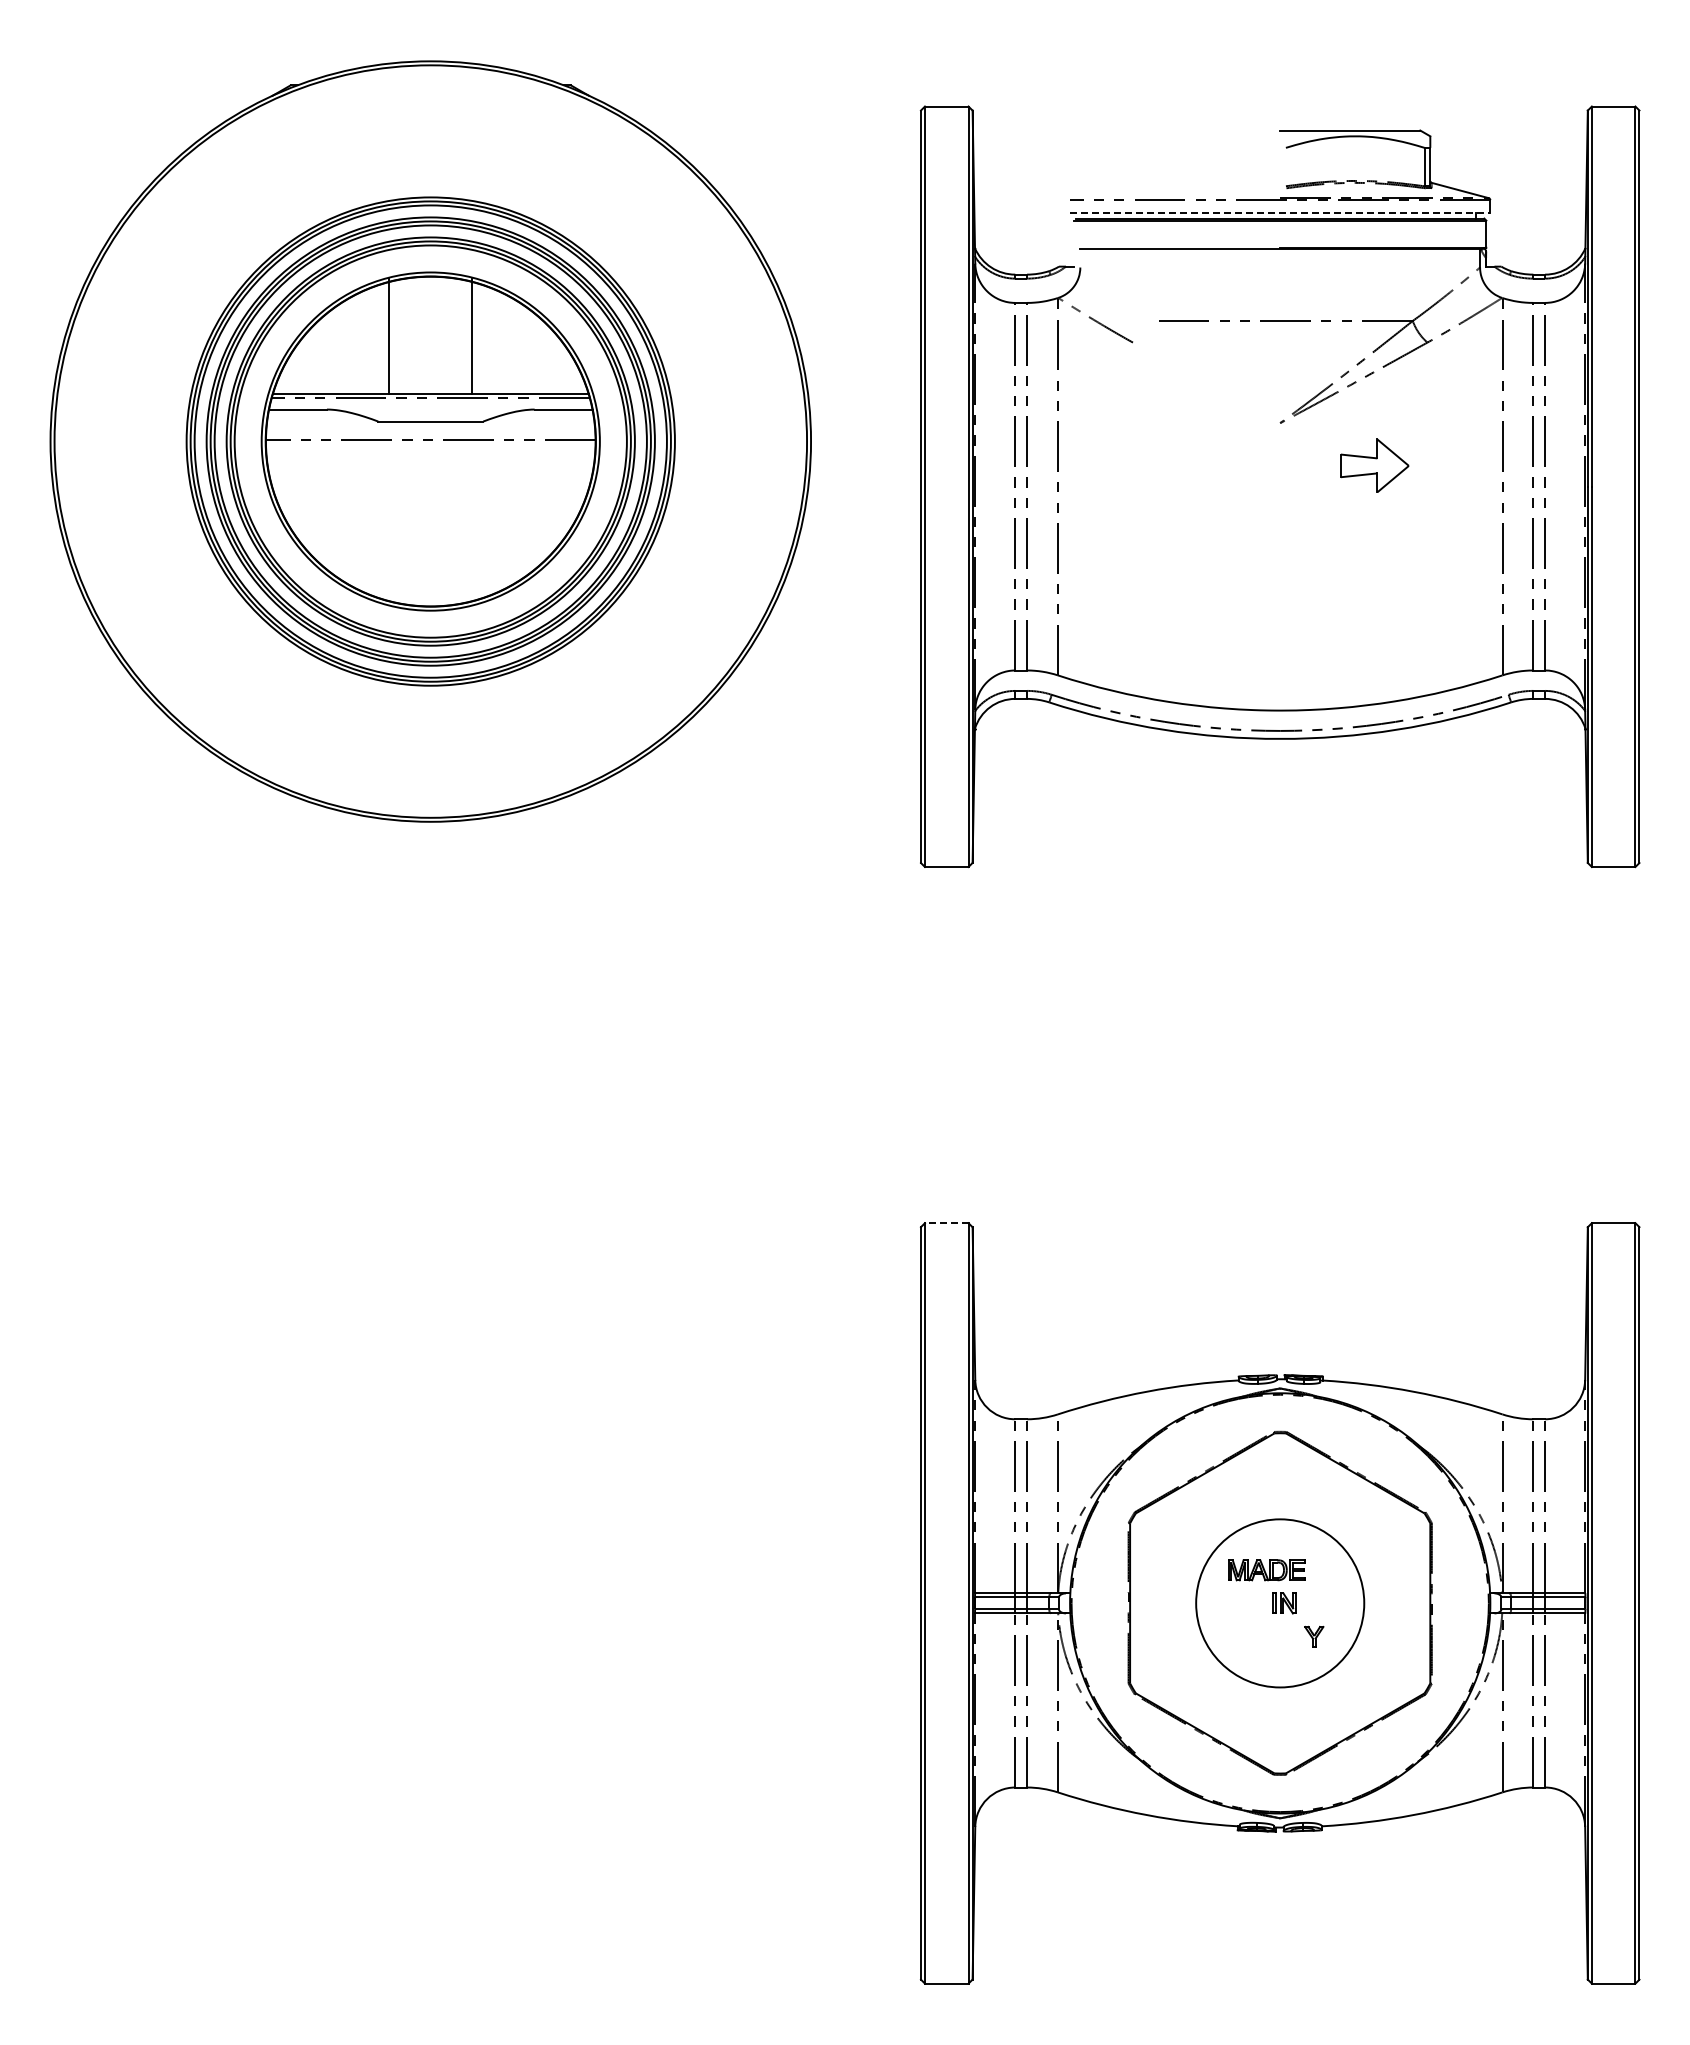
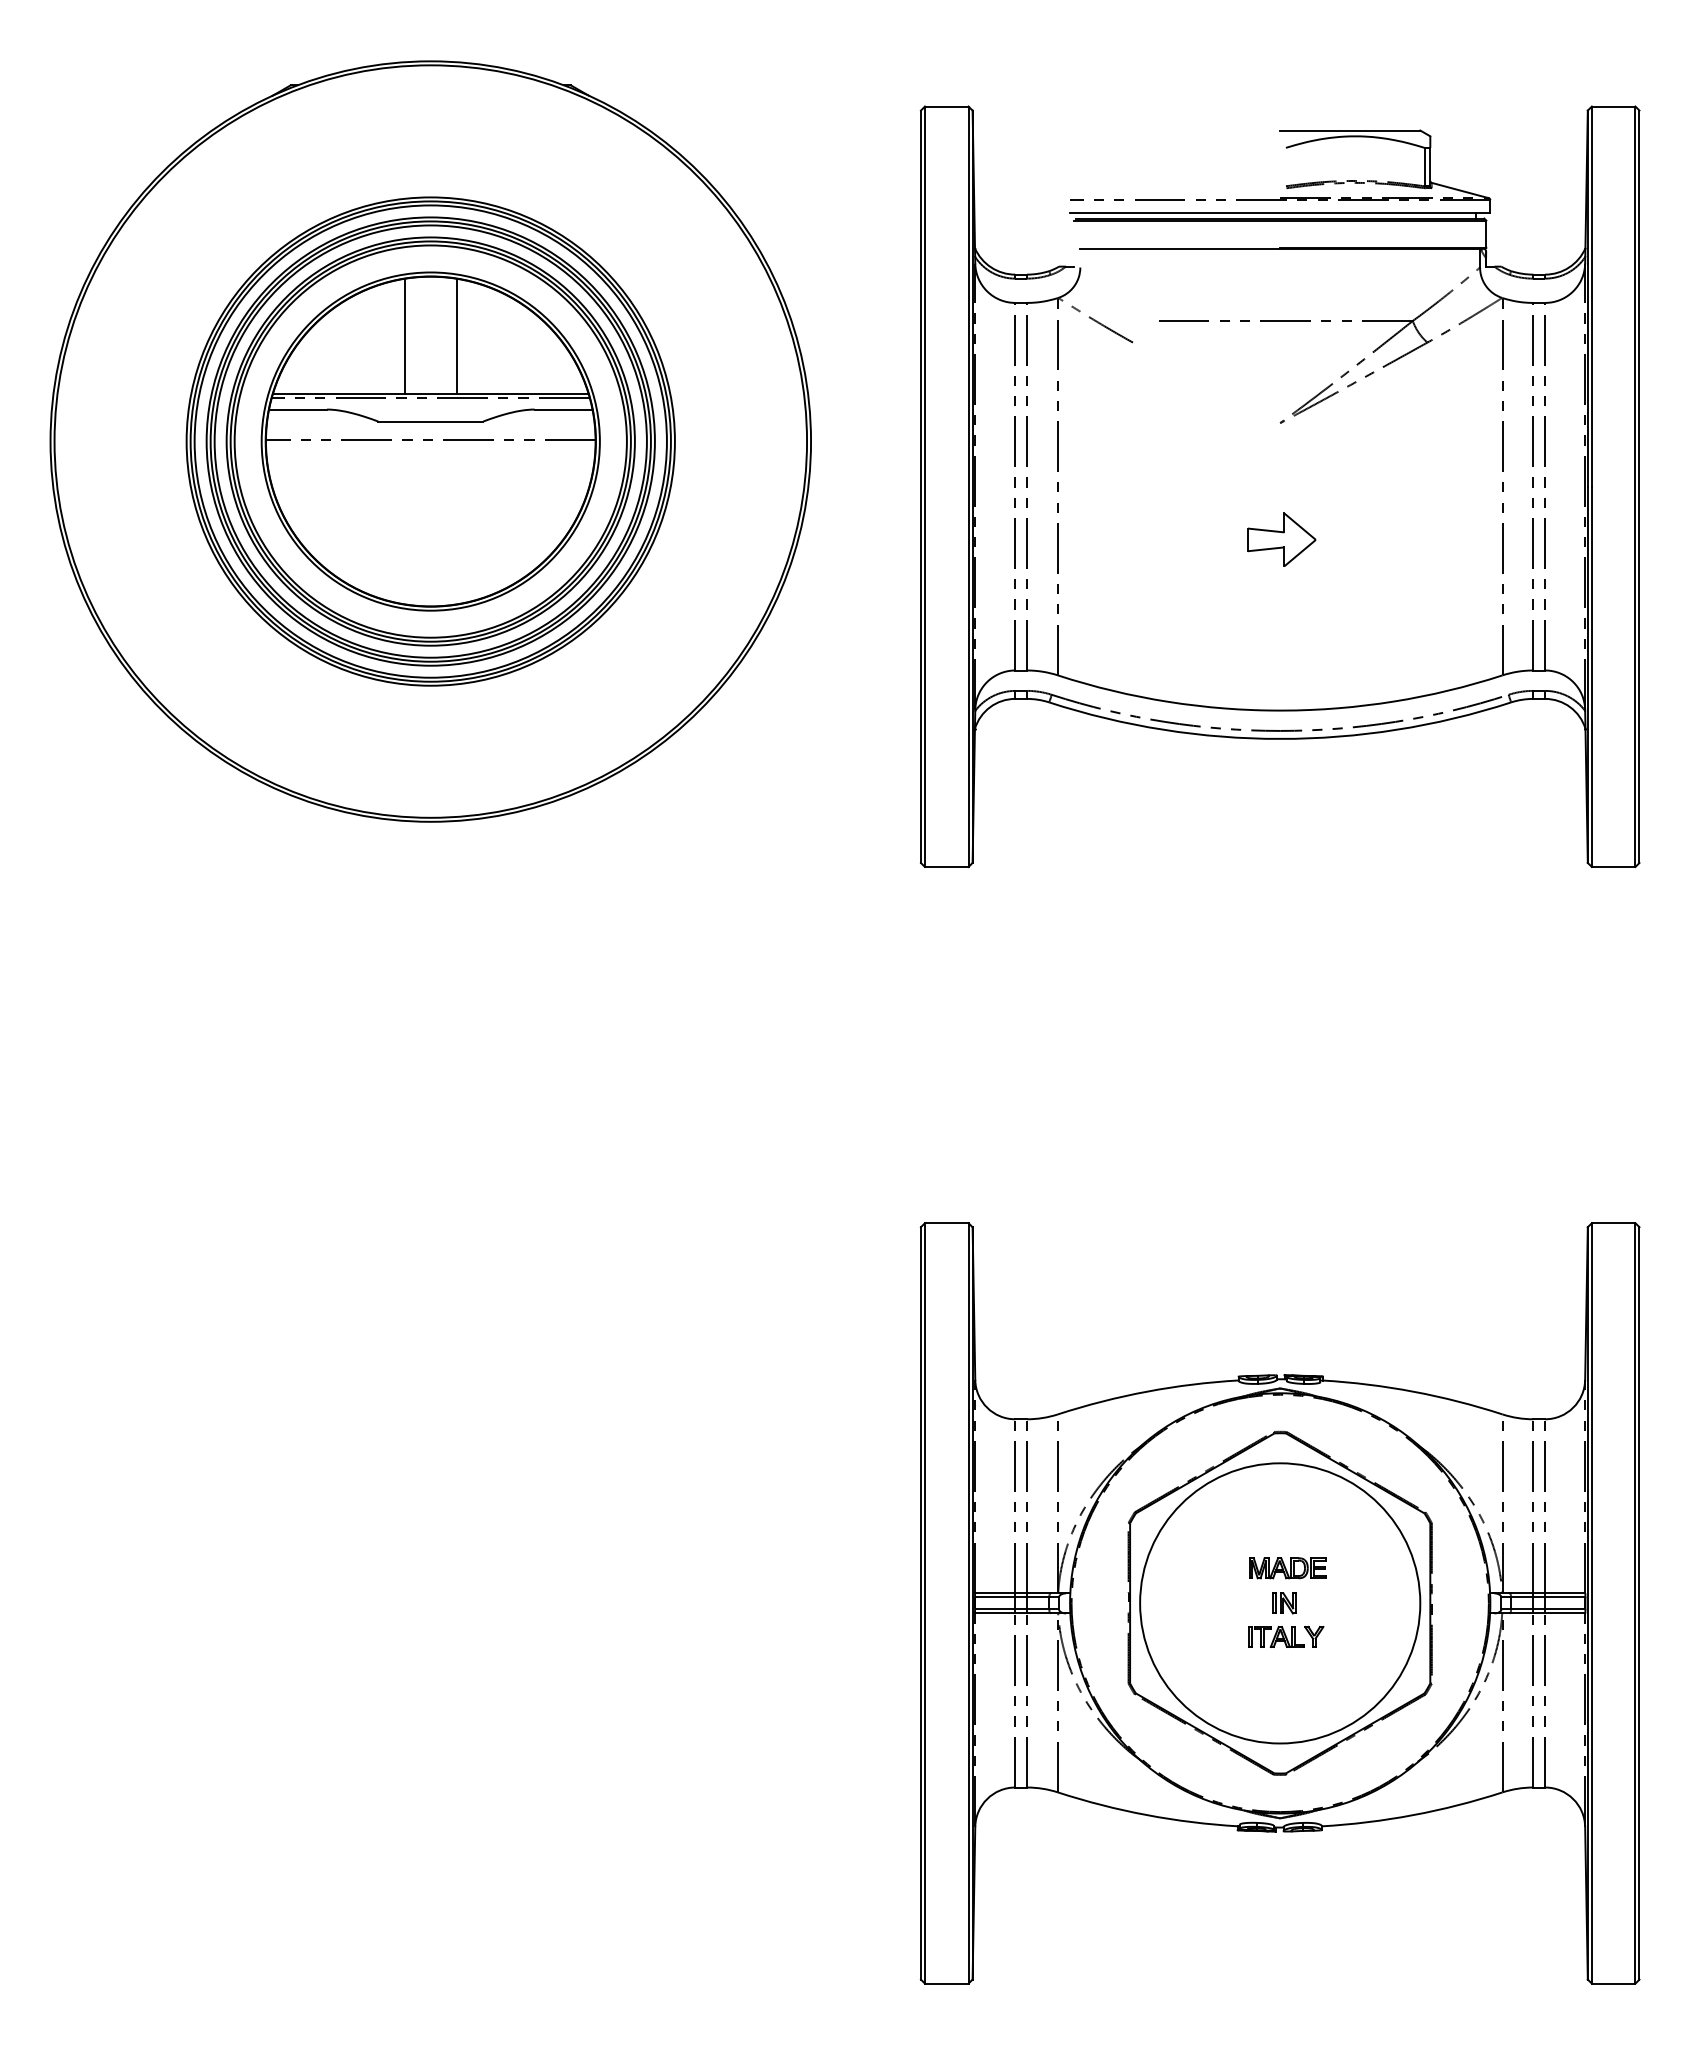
line: dashed -> solid (1280, 212)
line position: (388, 335) -> (404, 335) (404, 335)
line position: (471, 335) -> (456, 335) (456, 335)
part position: (1374, 465) -> (1281, 539) (1281, 539)
line: dashed -> solid (946, 1223)
part position: (1266, 1570) -> (1287, 1568) (1287, 1568)
circle diameter: 168 px -> 280 px (1280, 1603)
part: none -> present (1276, 1636)
